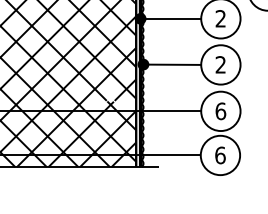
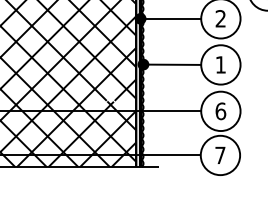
text: 2 -> 1 (220, 64)
text: 6 -> 7 (220, 155)
